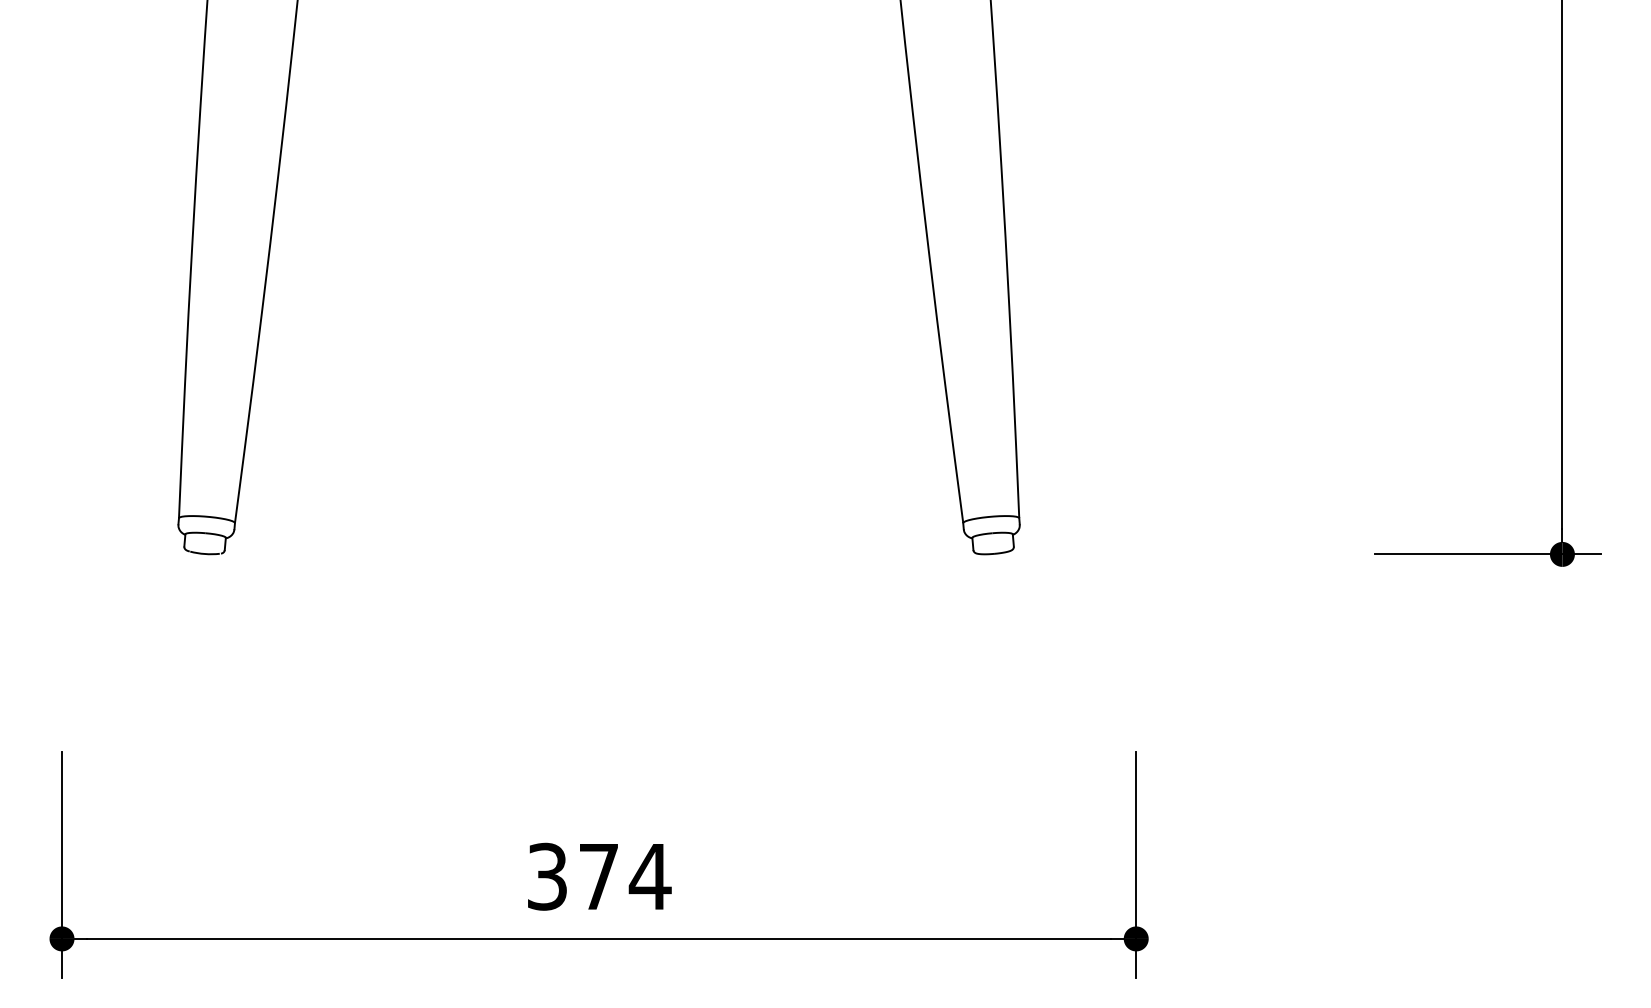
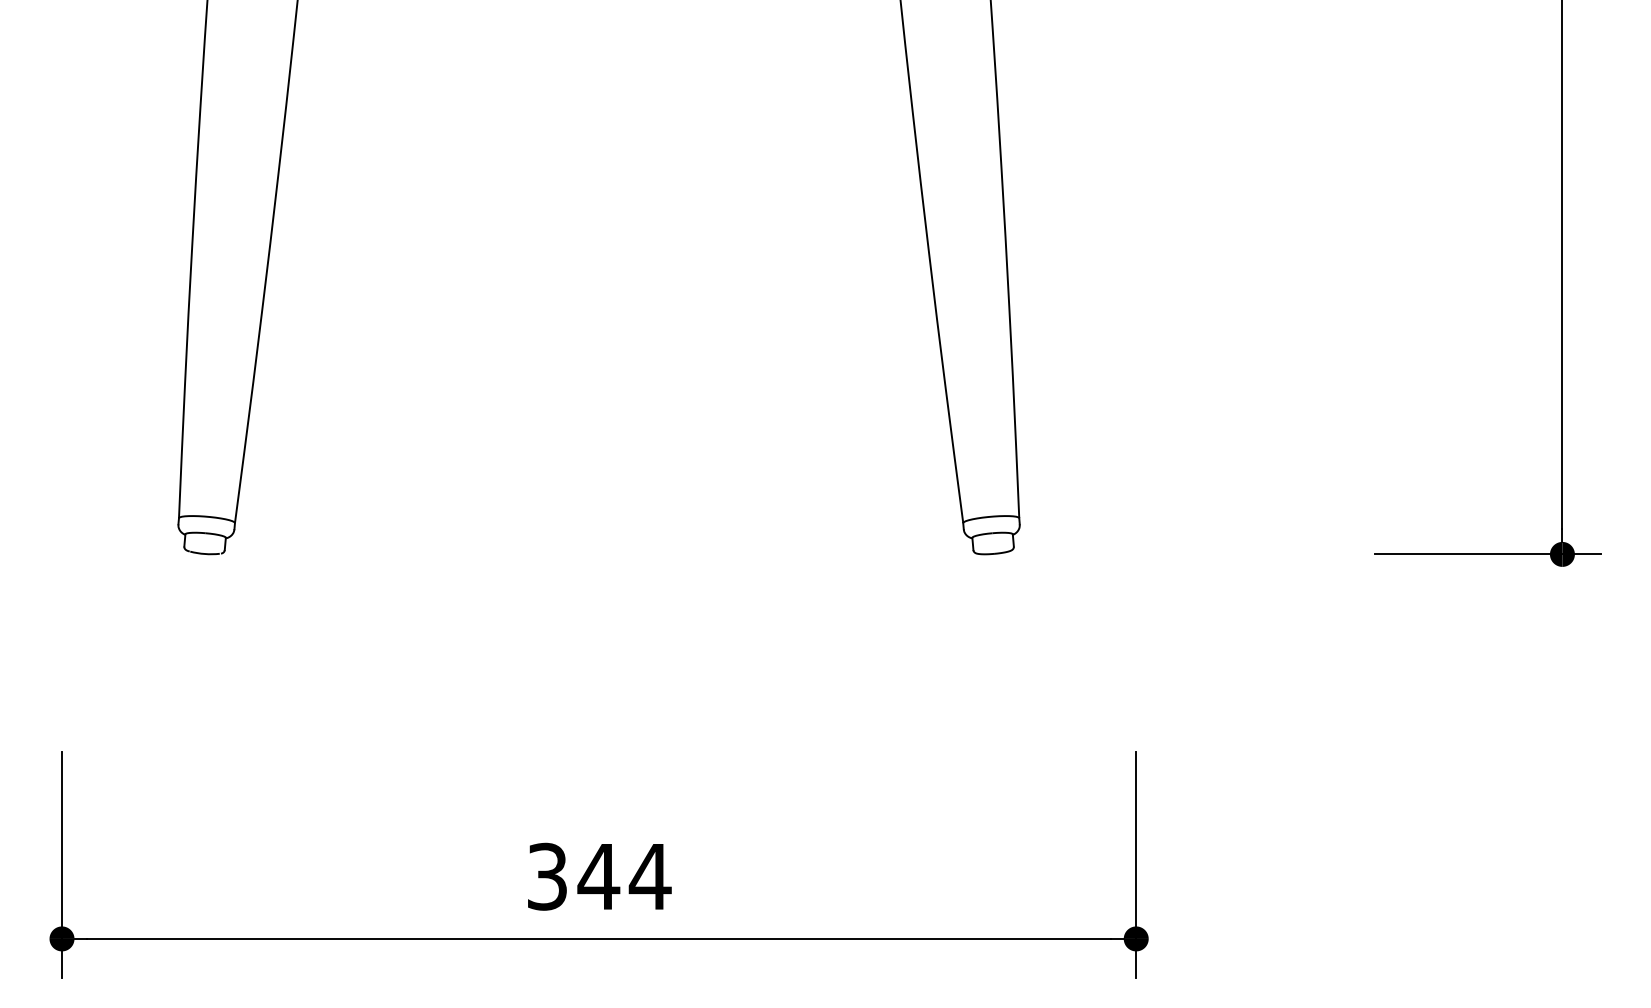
text: 374 -> 344 (598, 876)
